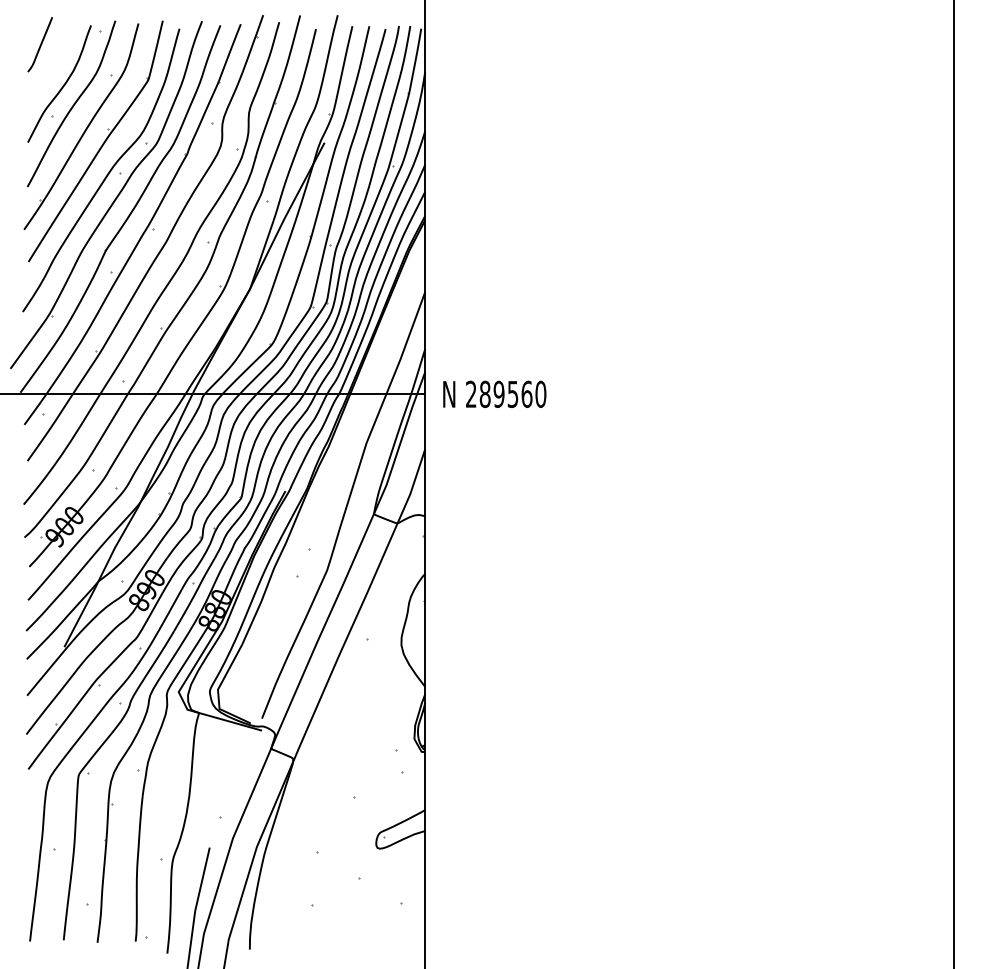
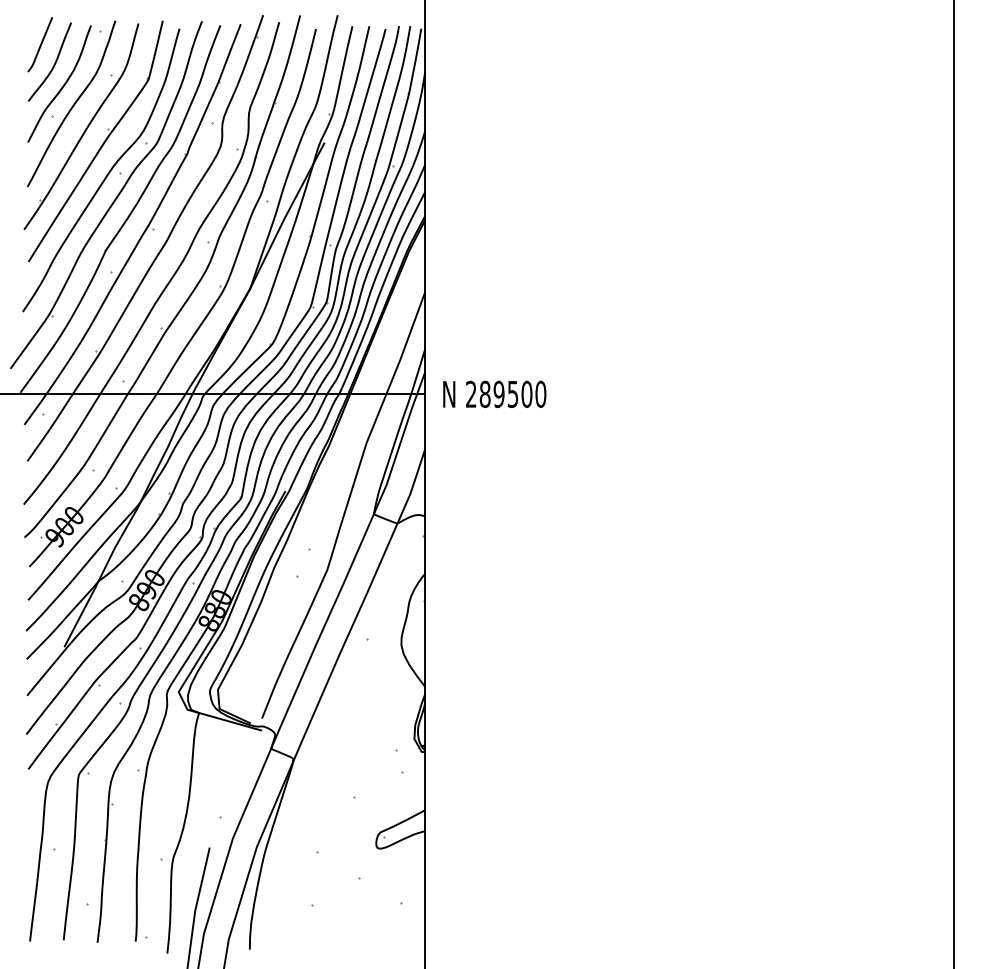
curve: none -> present (53, 64)
text: 289560 -> 289500 (526, 393)
